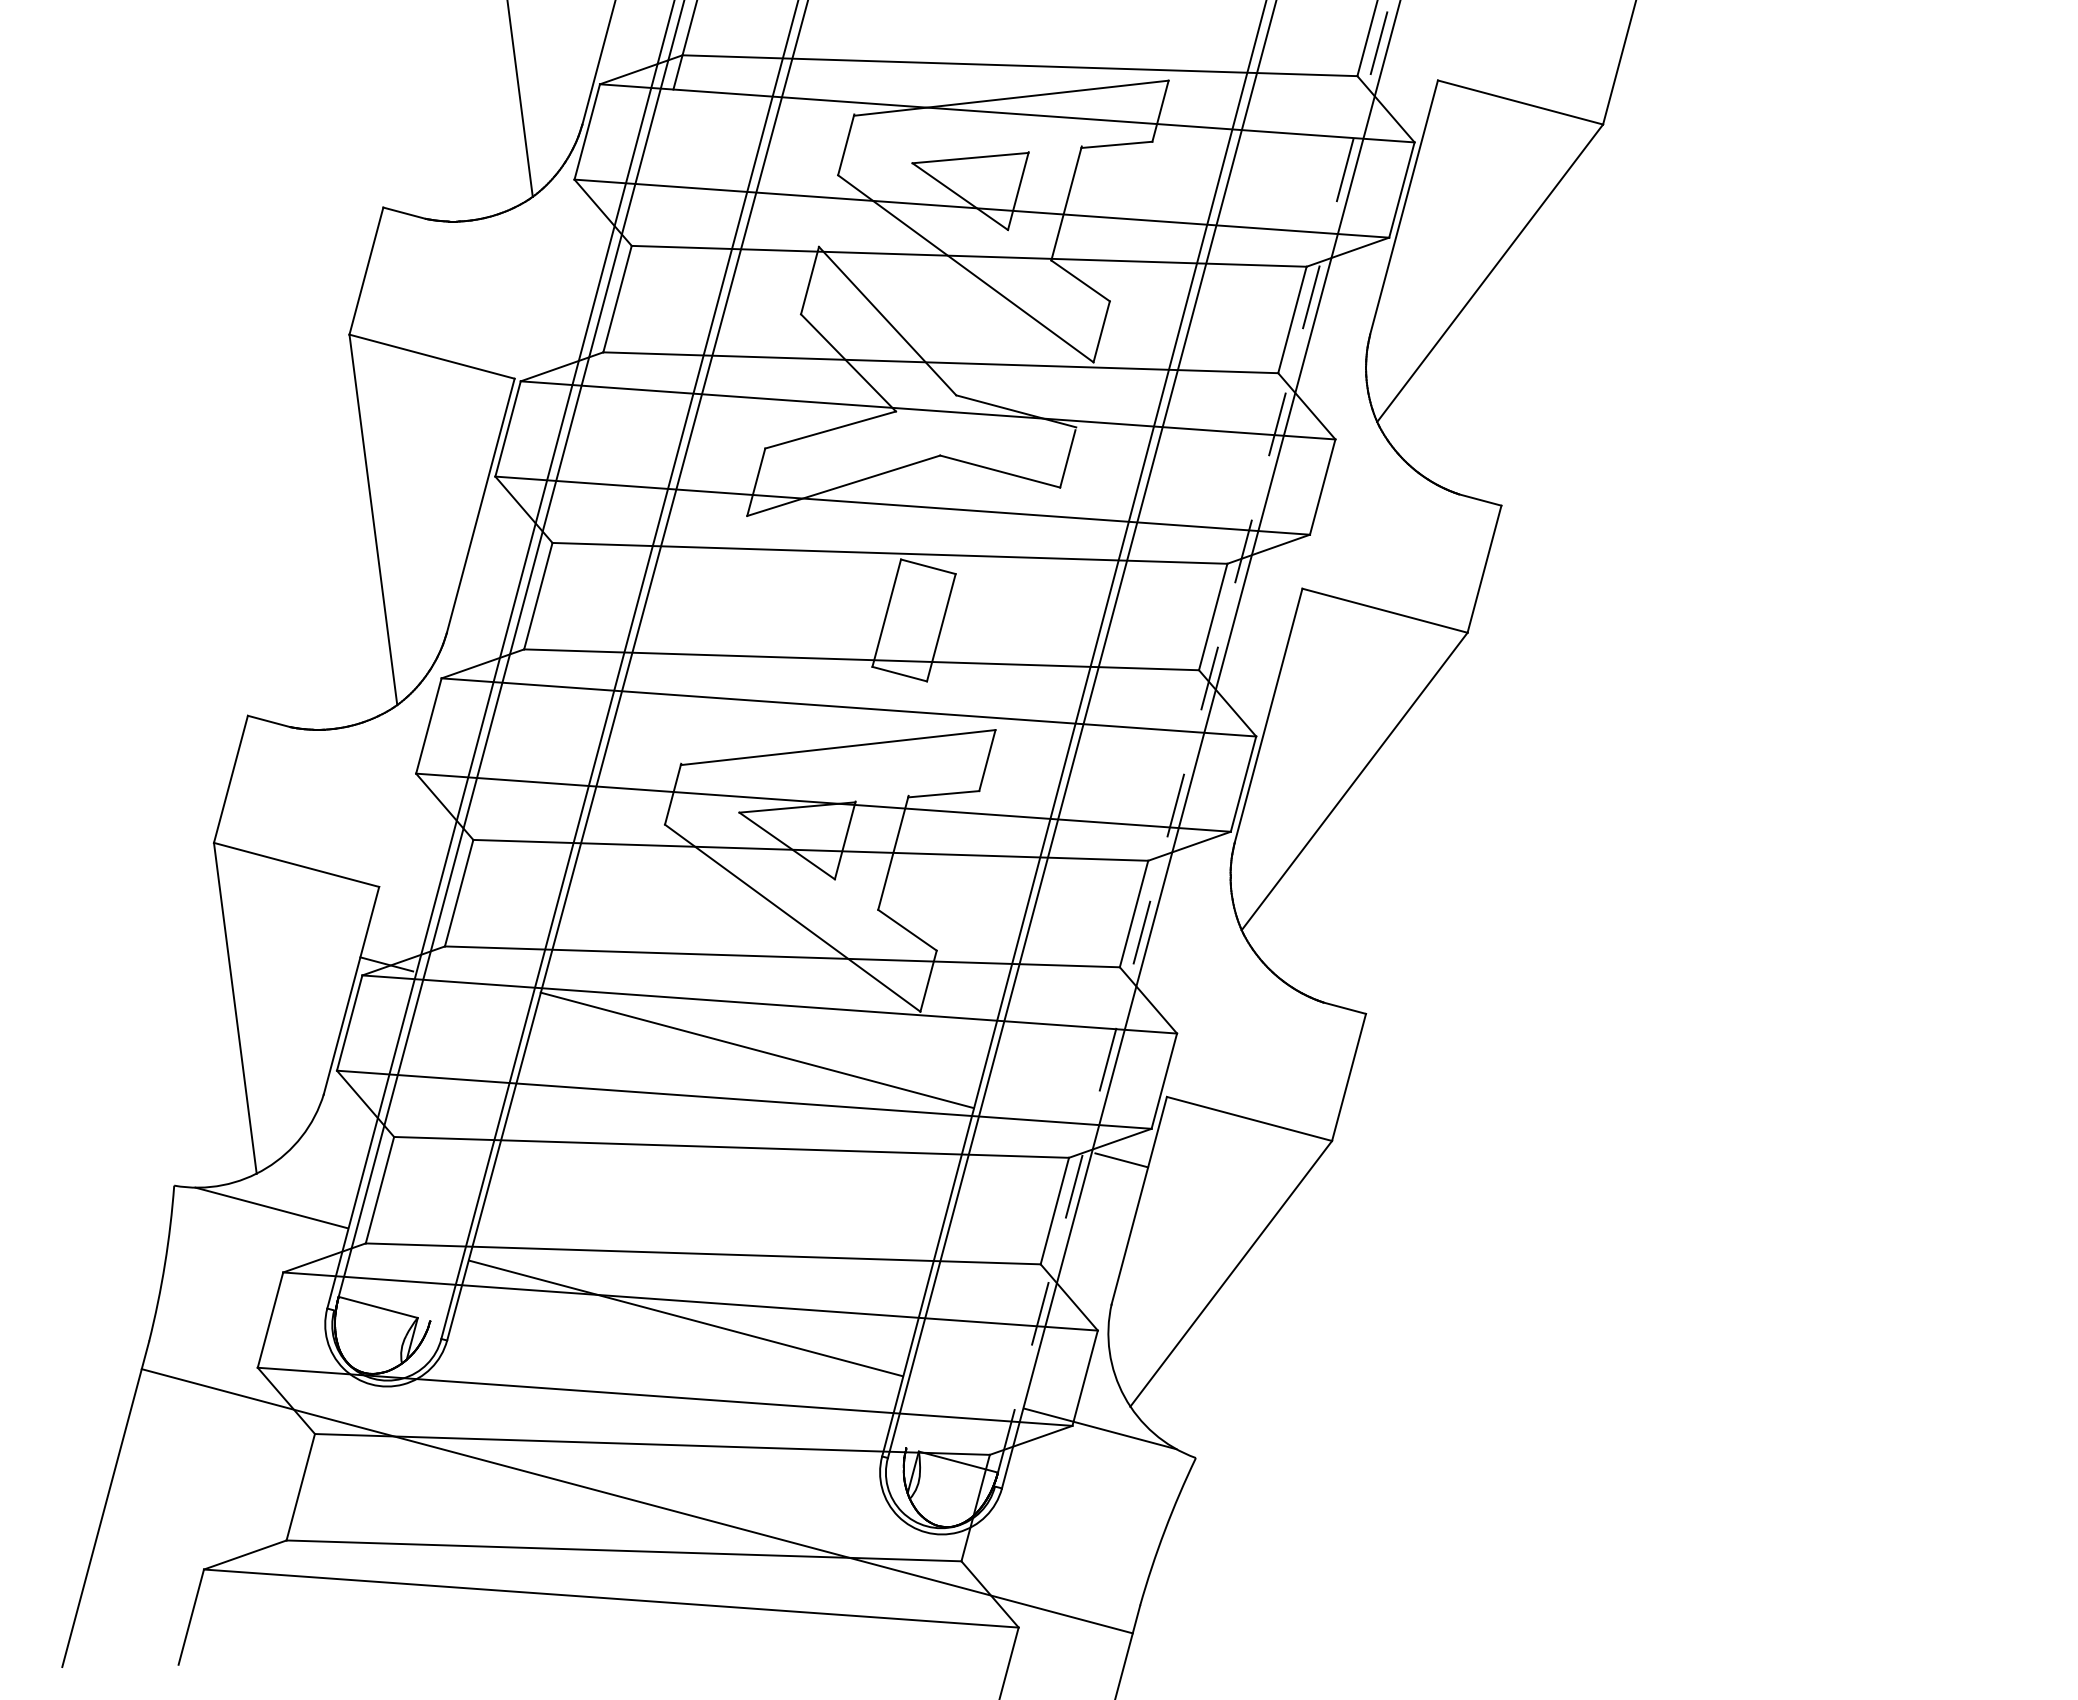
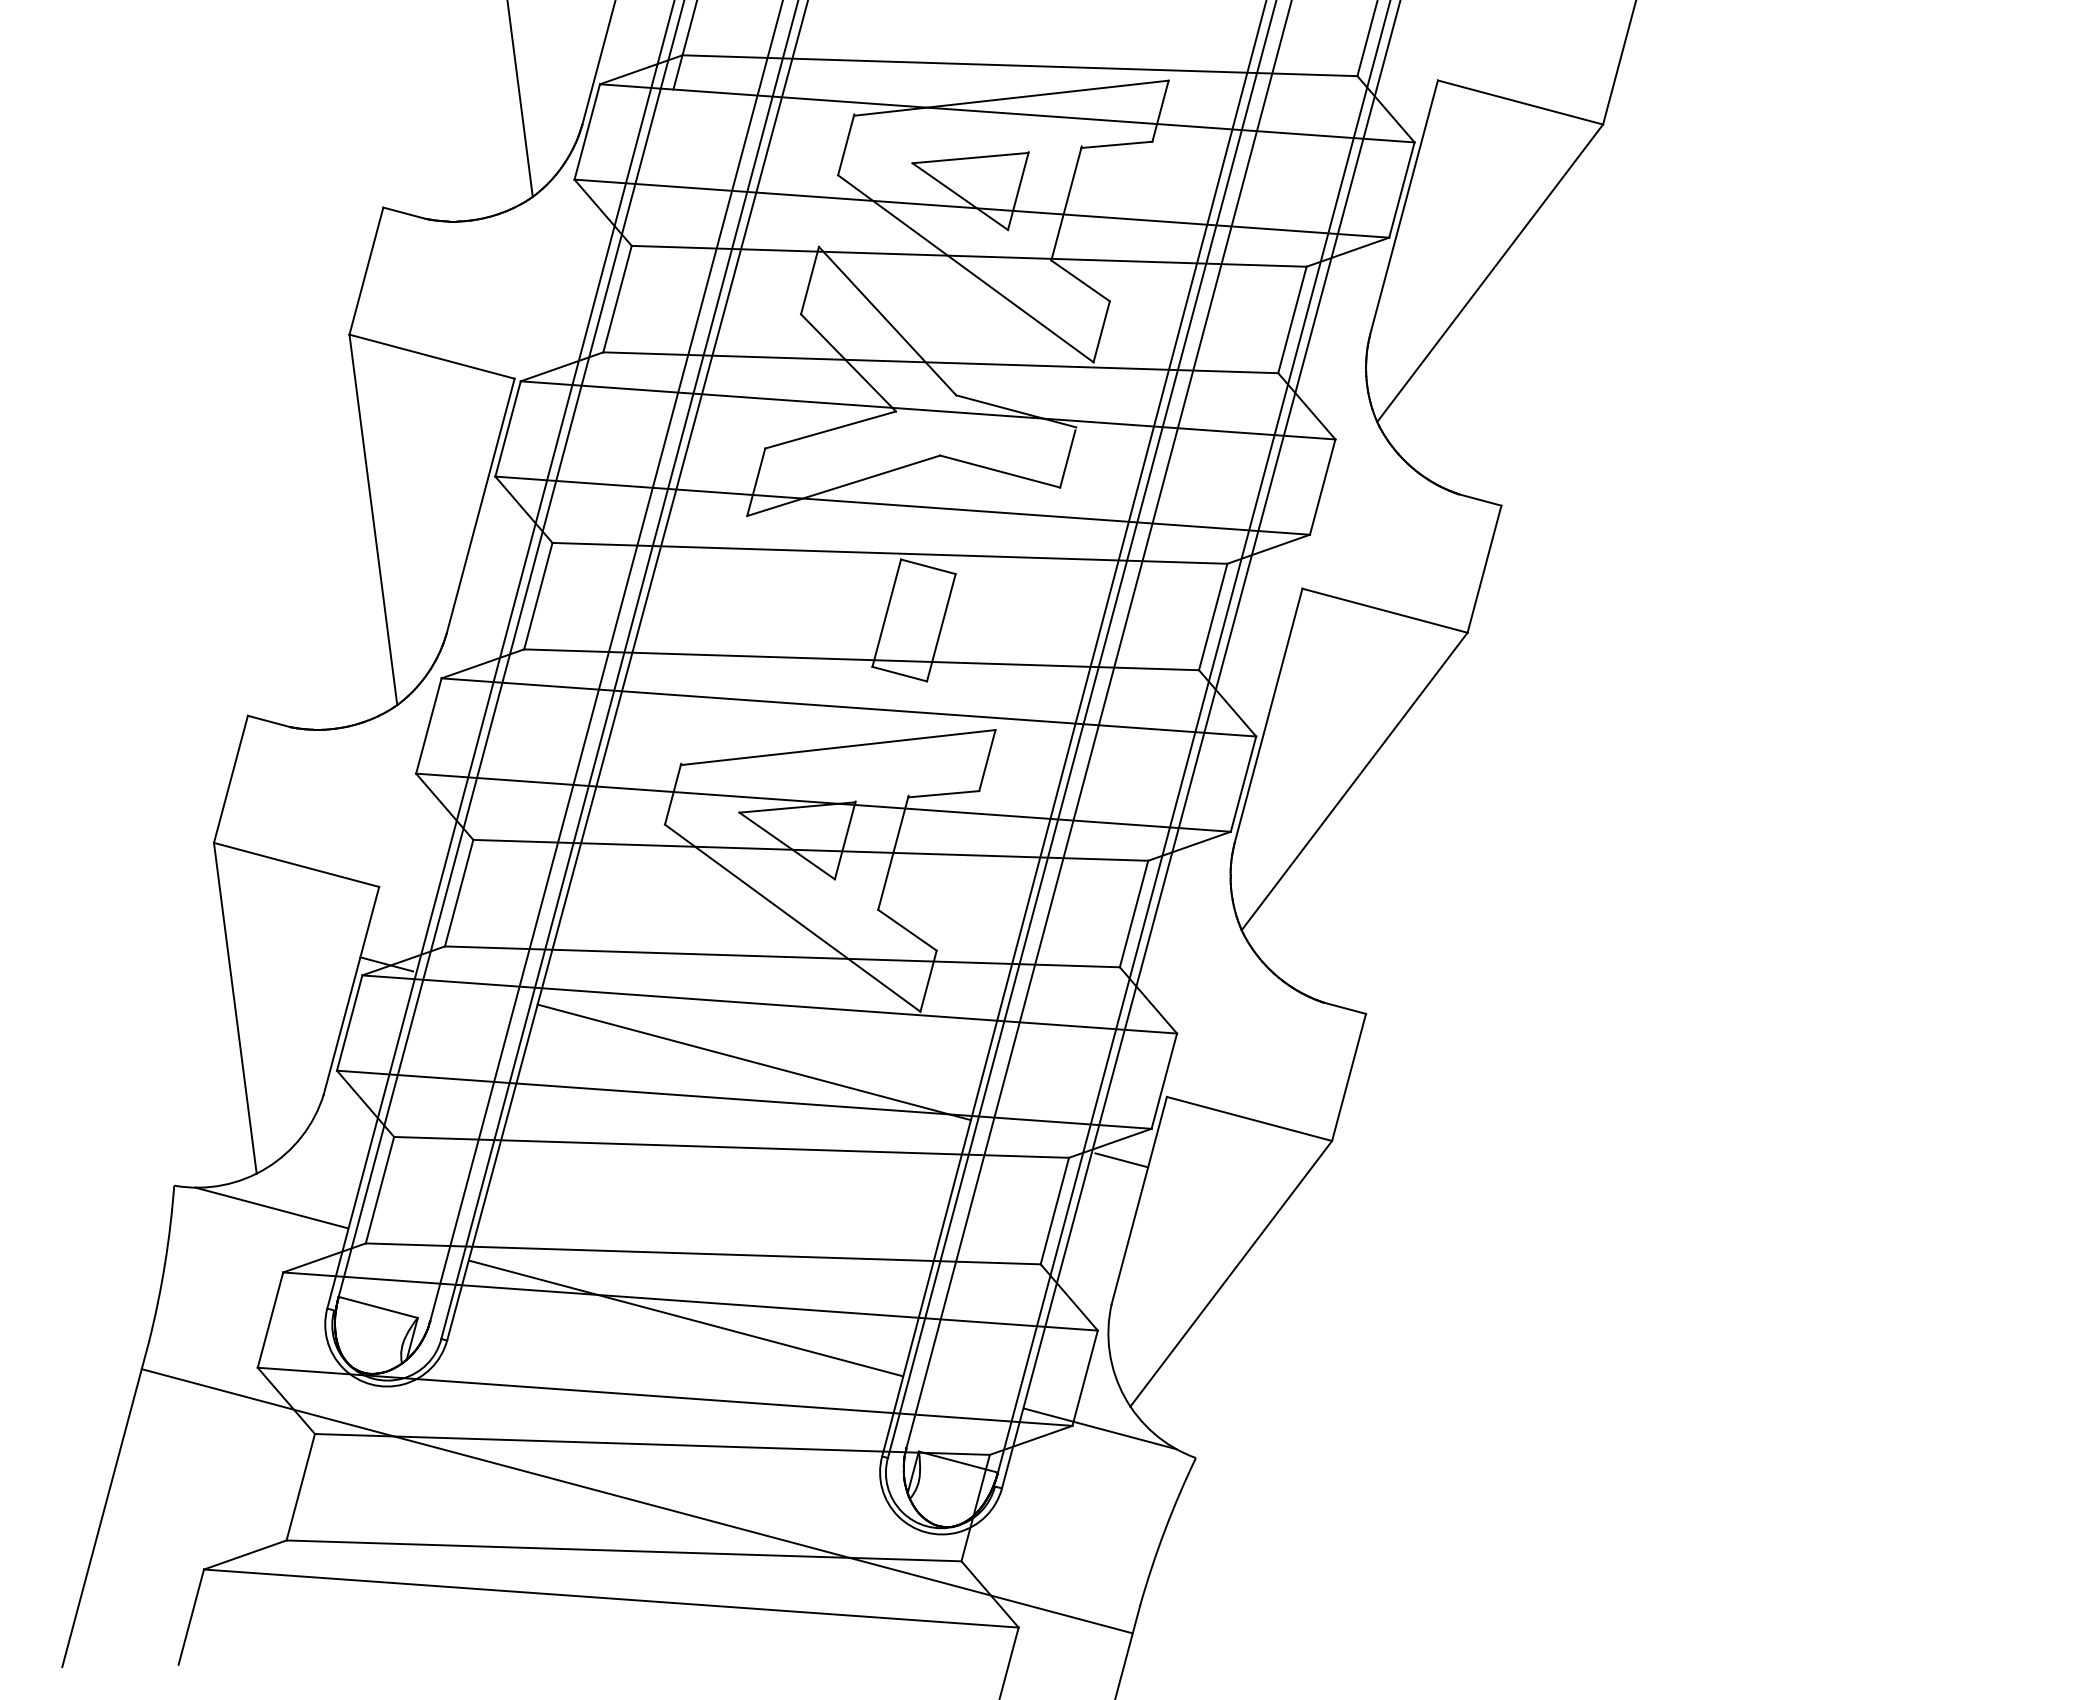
line: none -> present (606, 661)
line: none -> present (1098, 725)
line: dashed -> solid (1194, 736)
line position: (756, 1050) -> (753, 1062) (753, 1062)
